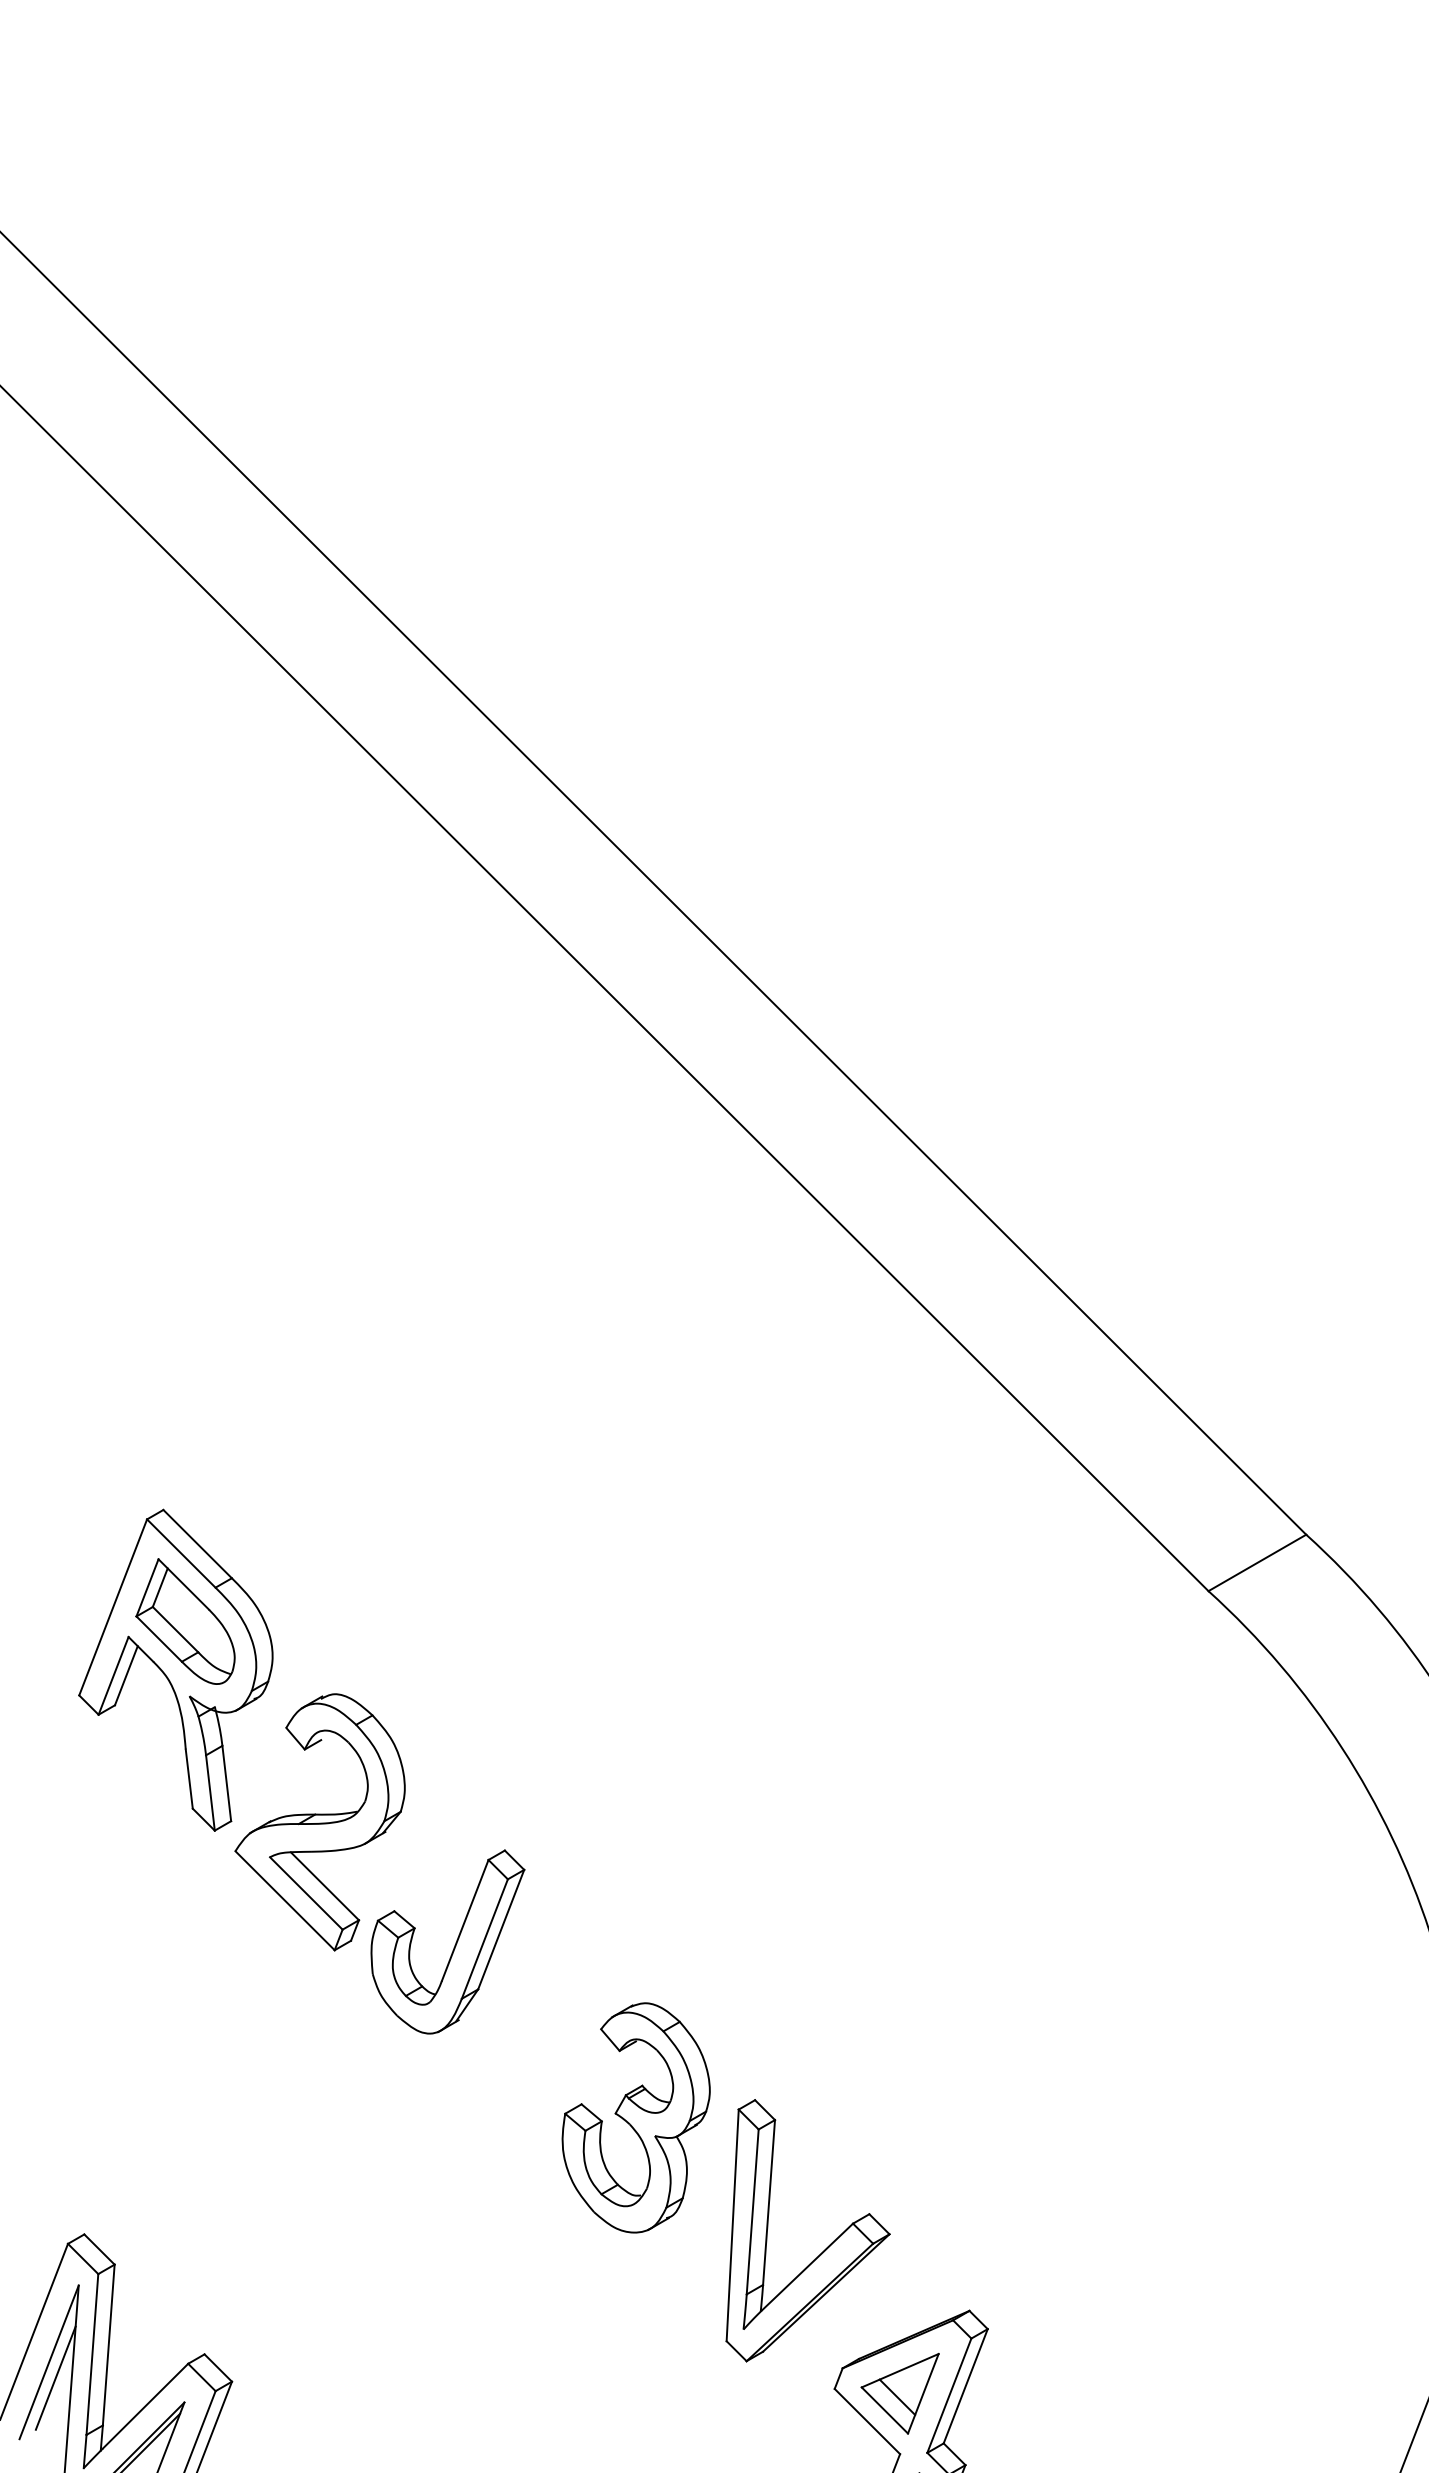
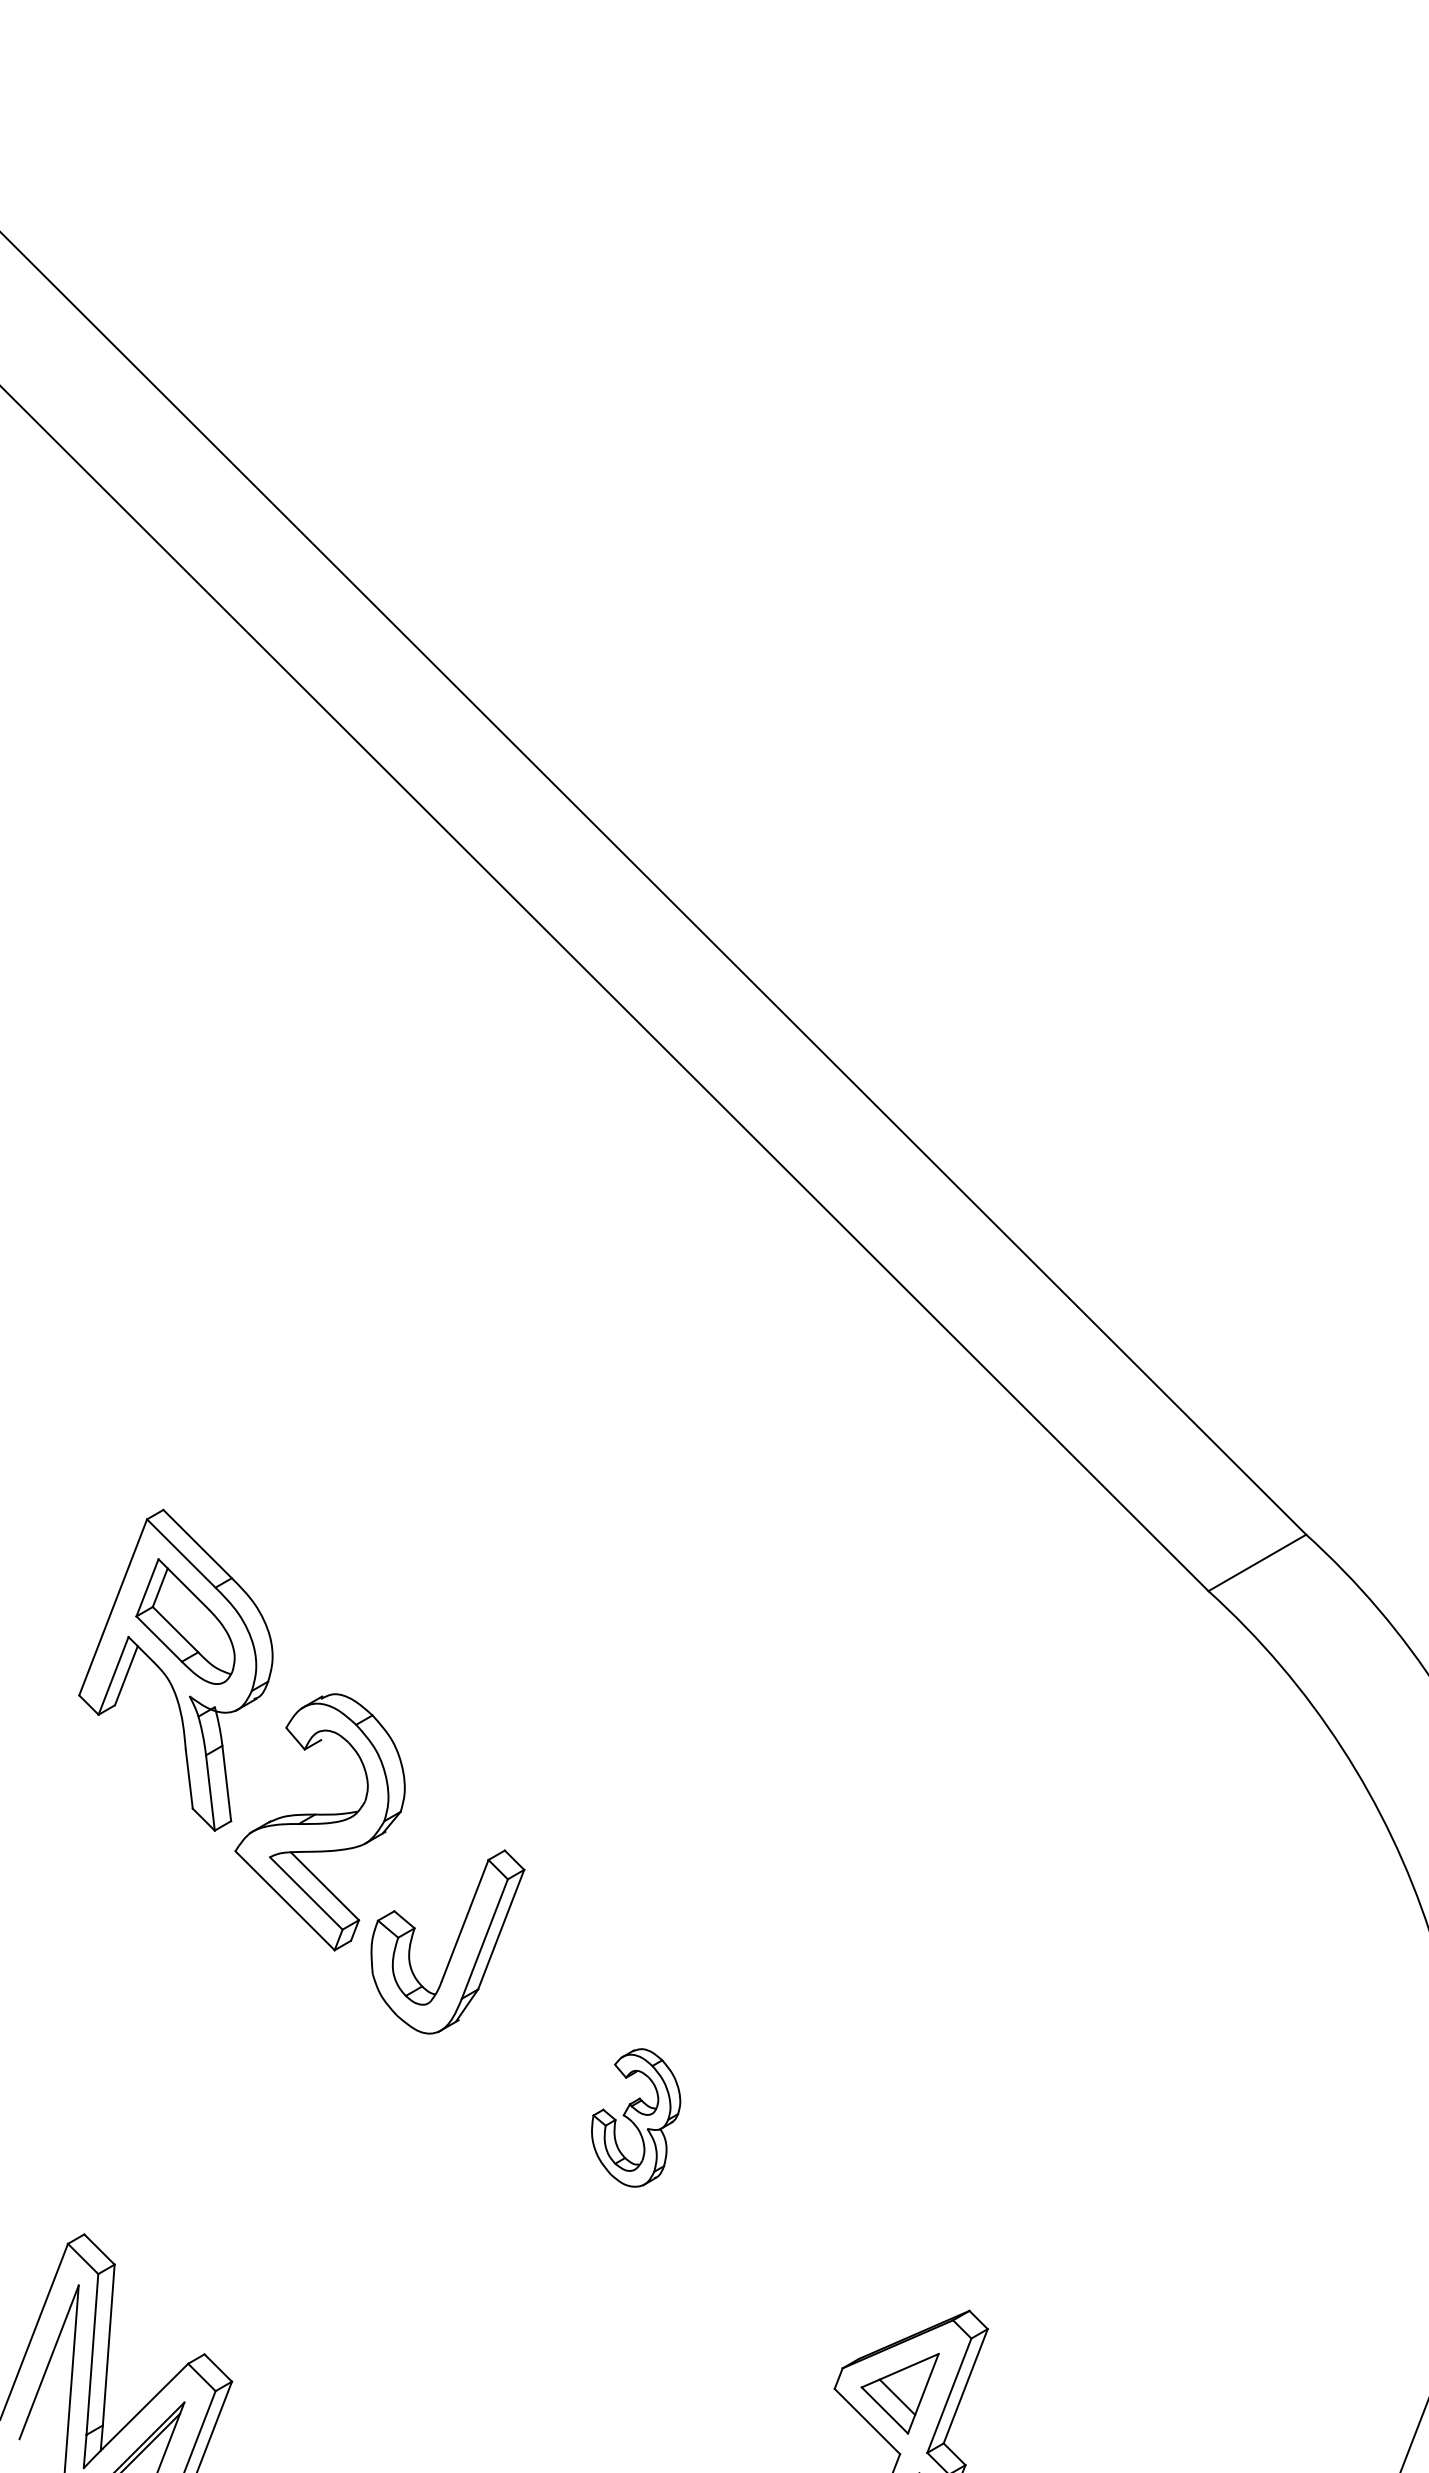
part size: 150x232 px -> 91x140 px (636, 2117)
part: present -> none (825, 2248)
line: present -> none (55, 2377)
